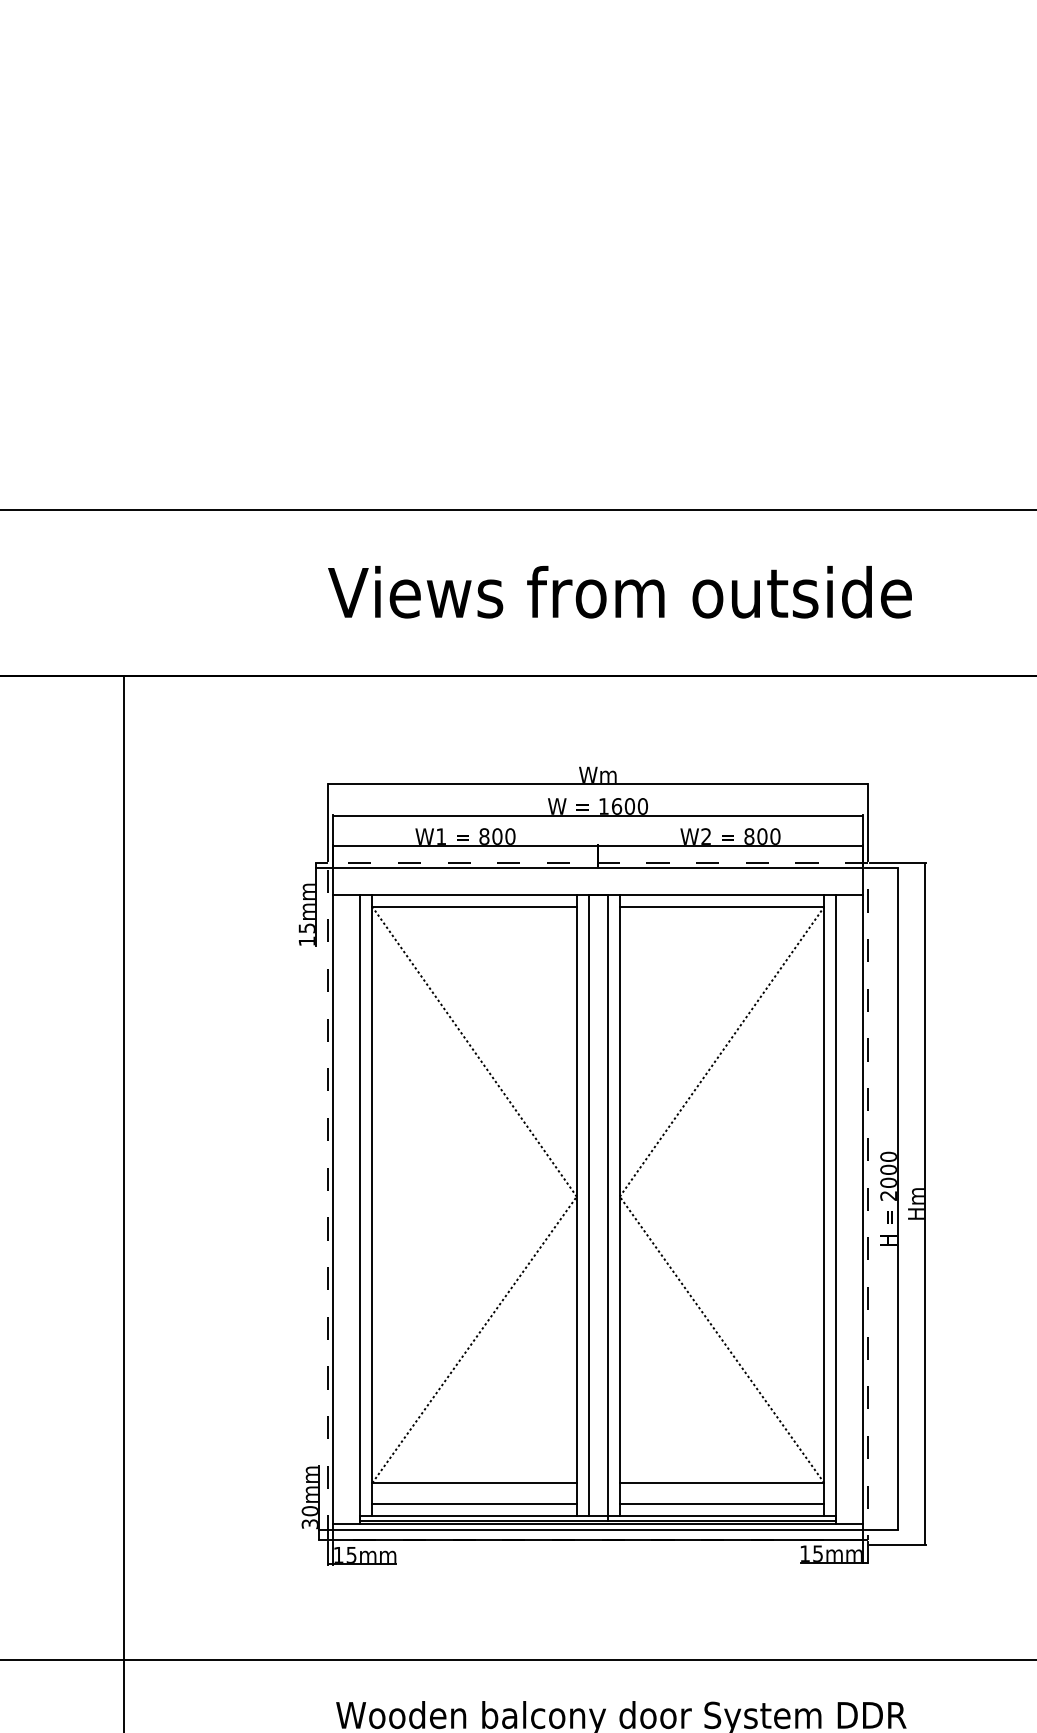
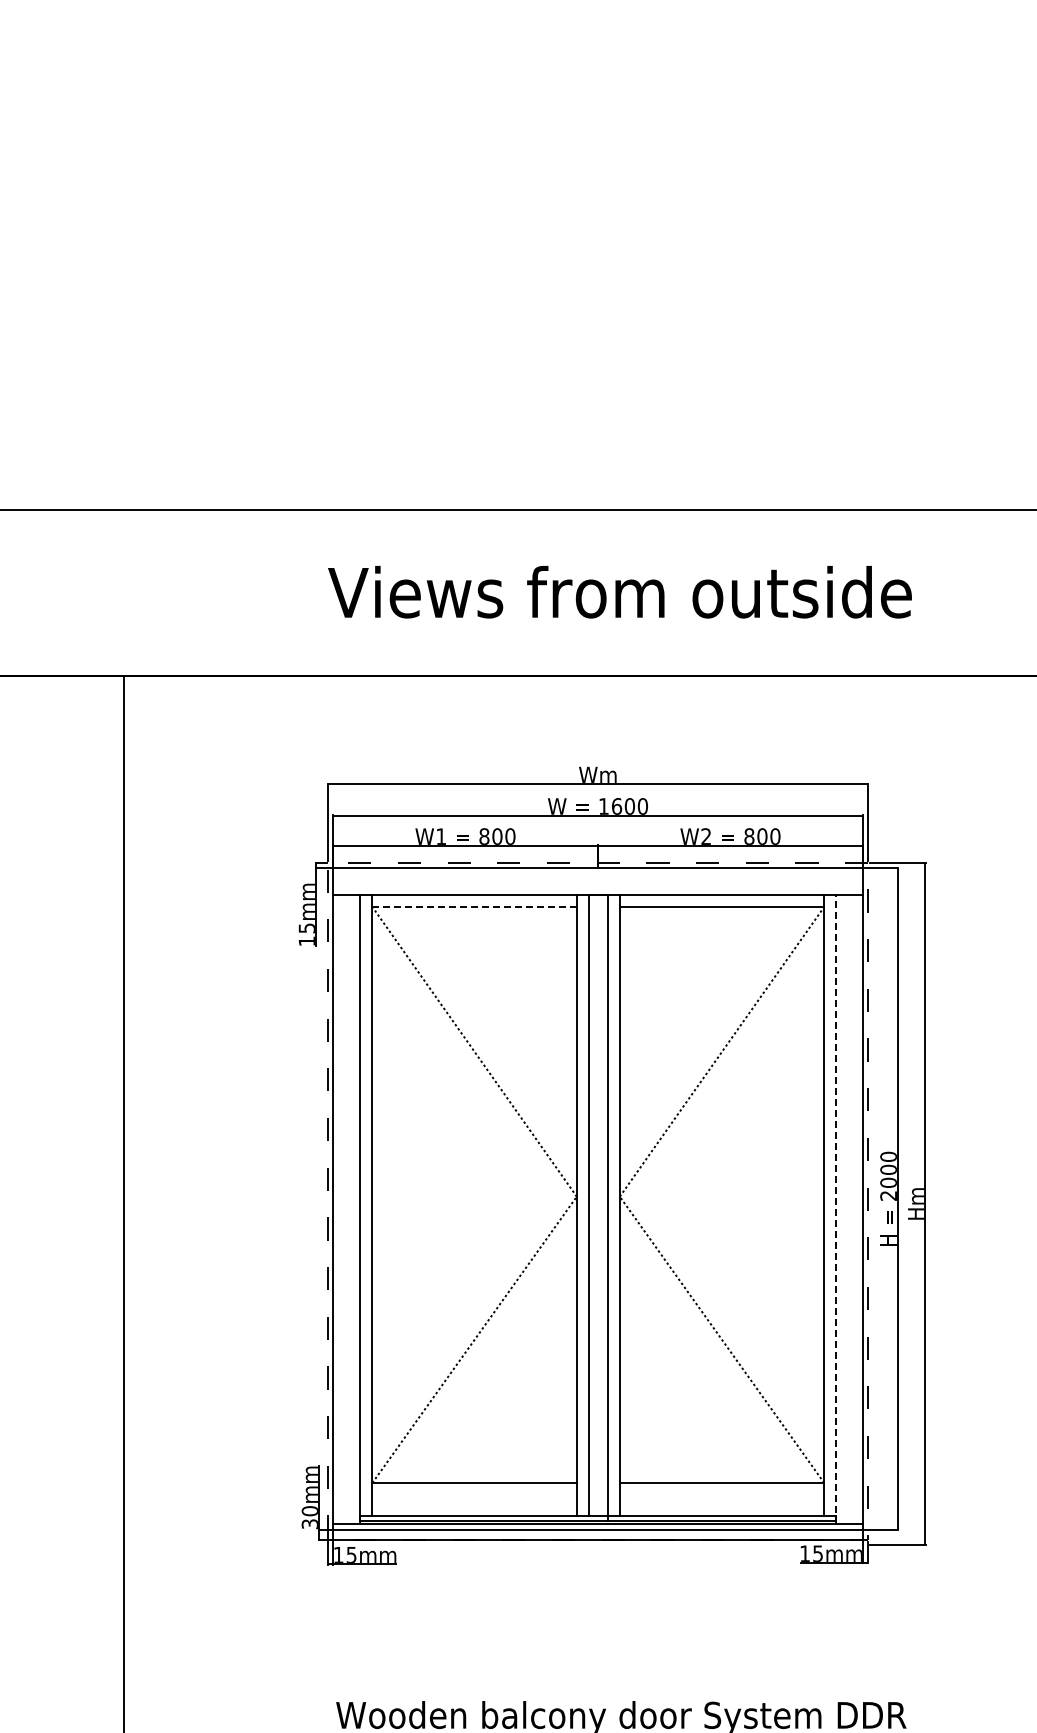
line: solid -> dashed (475, 906)
line: solid -> dashed (836, 1209)
line: present -> none (474, 1503)
line: present -> none (721, 1503)
line: present -> none (517, 1660)
